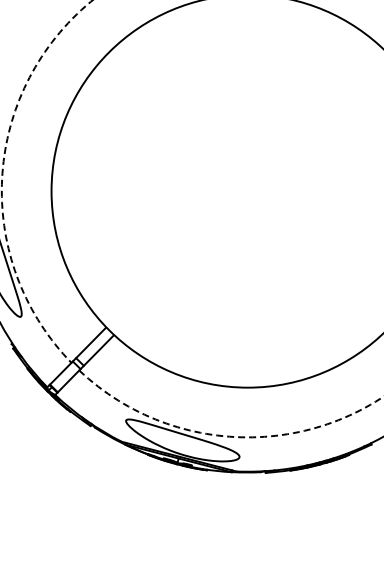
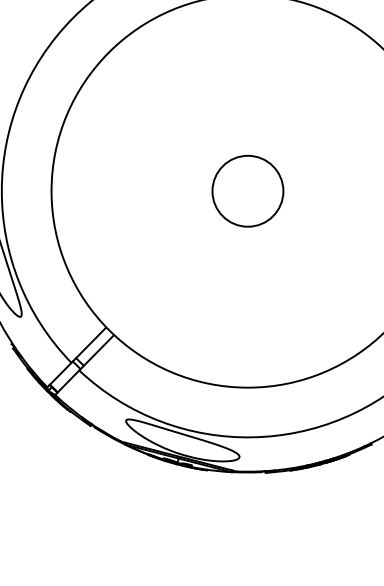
arc: dashed -> solid (2, 177)
circle: none -> present (247, 190)
arc: dashed -> solid (226, 436)
